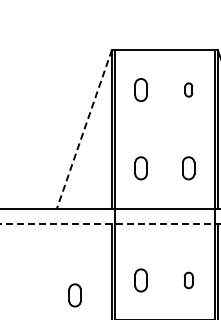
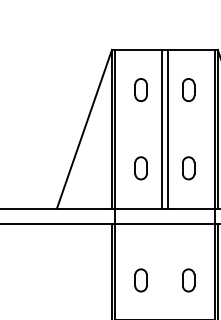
part size: 10x16 px -> 14x24 px (188, 89)
line: none -> present (162, 128)
line: none -> present (167, 128)
line: dashed -> solid (84, 129)
line: dashed -> solid (110, 224)
part size: 11x19 px -> 14x25 px (188, 280)
part: present -> none (74, 295)
